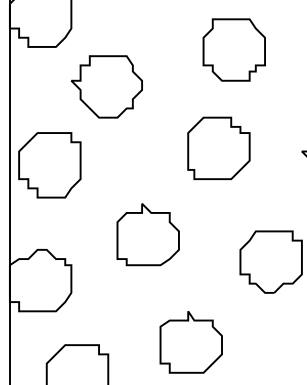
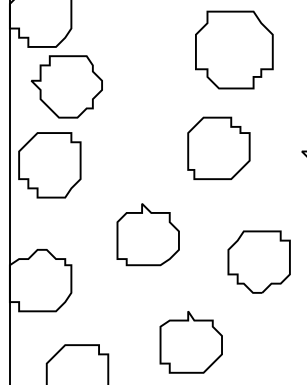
part size: 64x64 px -> 79x80 px (234, 49)
part position: (106, 86) -> (66, 86) (66, 86)
part position: (270, 261) -> (258, 261) (258, 261)
